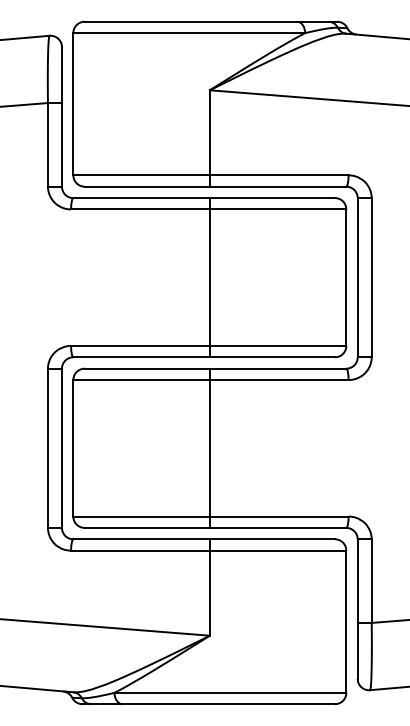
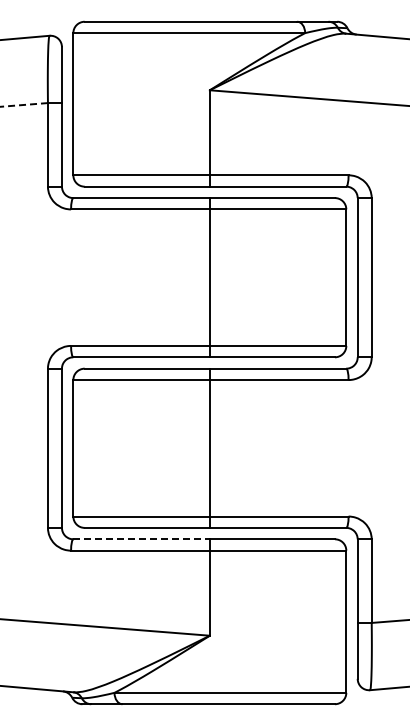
line: solid -> dashed (24, 104)
line: solid -> dashed (142, 539)
